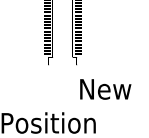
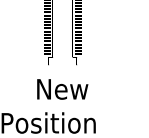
text position: (105, 89) -> (62, 89) (62, 89)
